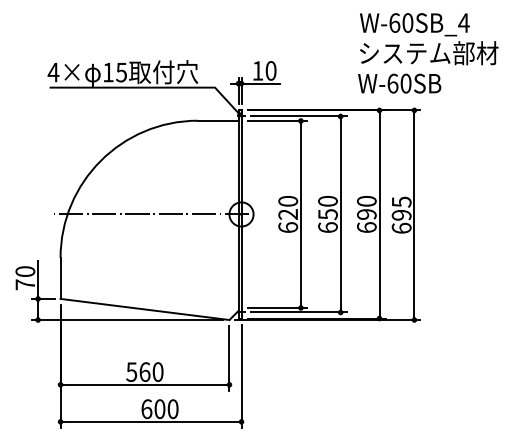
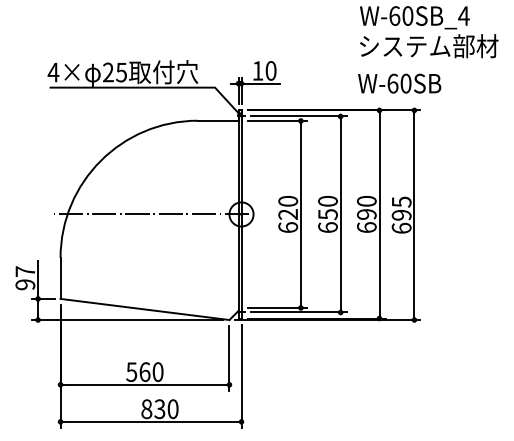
text position: (429, 39) -> (429, 32) (429, 32)
text: 15 -> 25 (108, 72)
text: 70 -> 97 (25, 278)
text: 600 -> 830 (153, 408)
